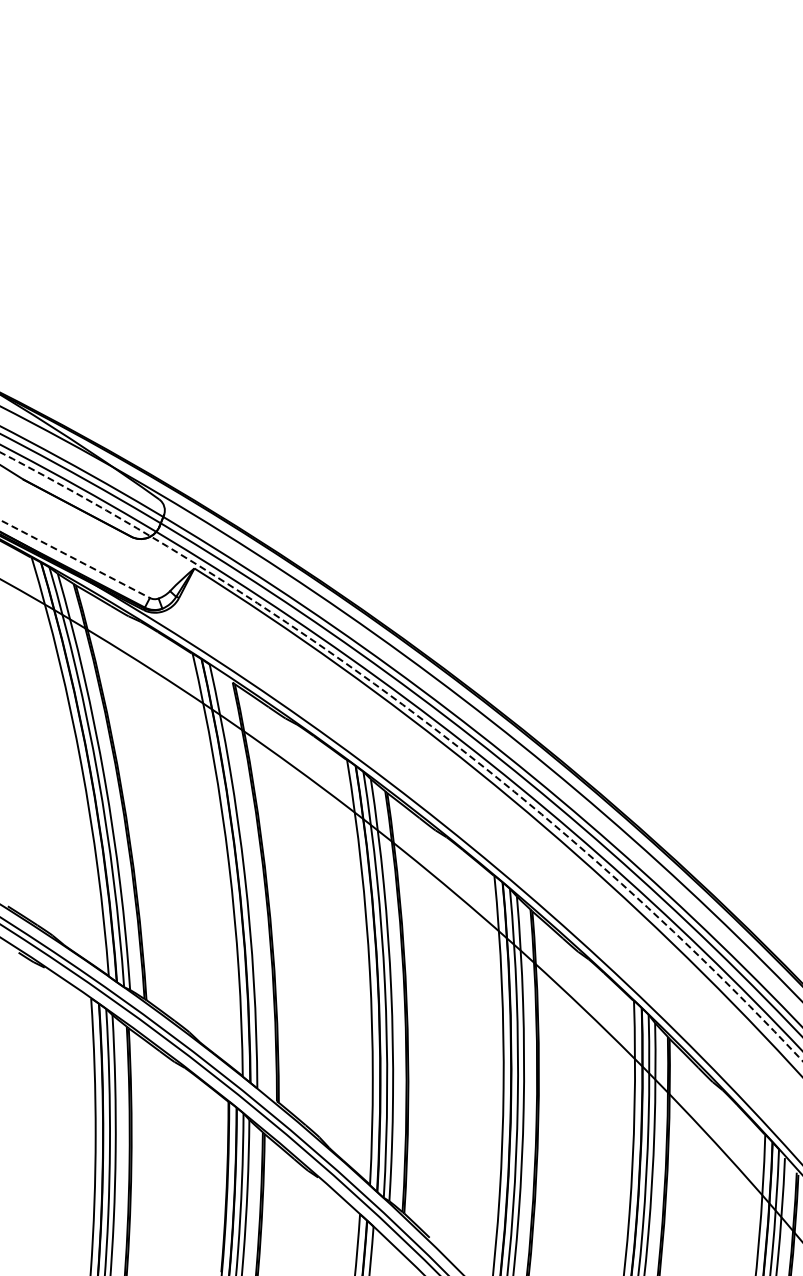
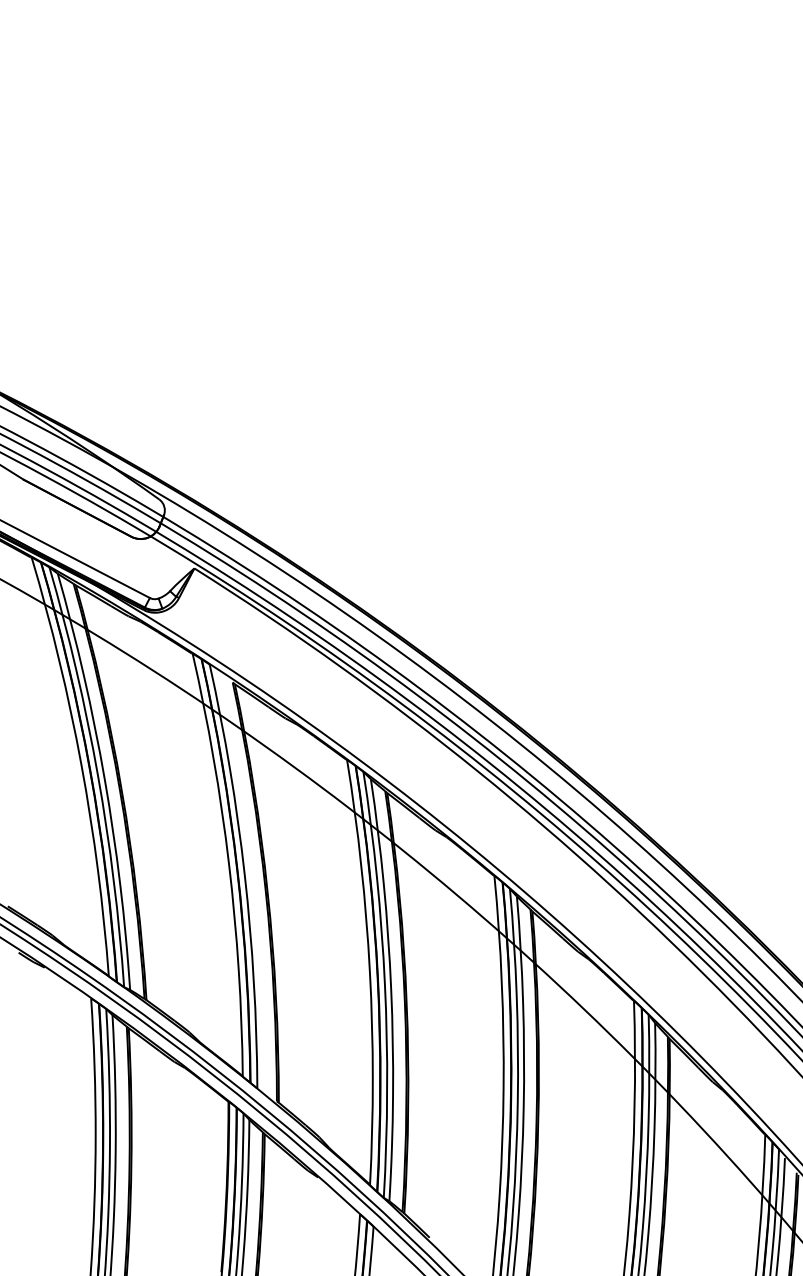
line: dashed -> solid (75, 559)
arc: dashed -> solid (427, 723)
